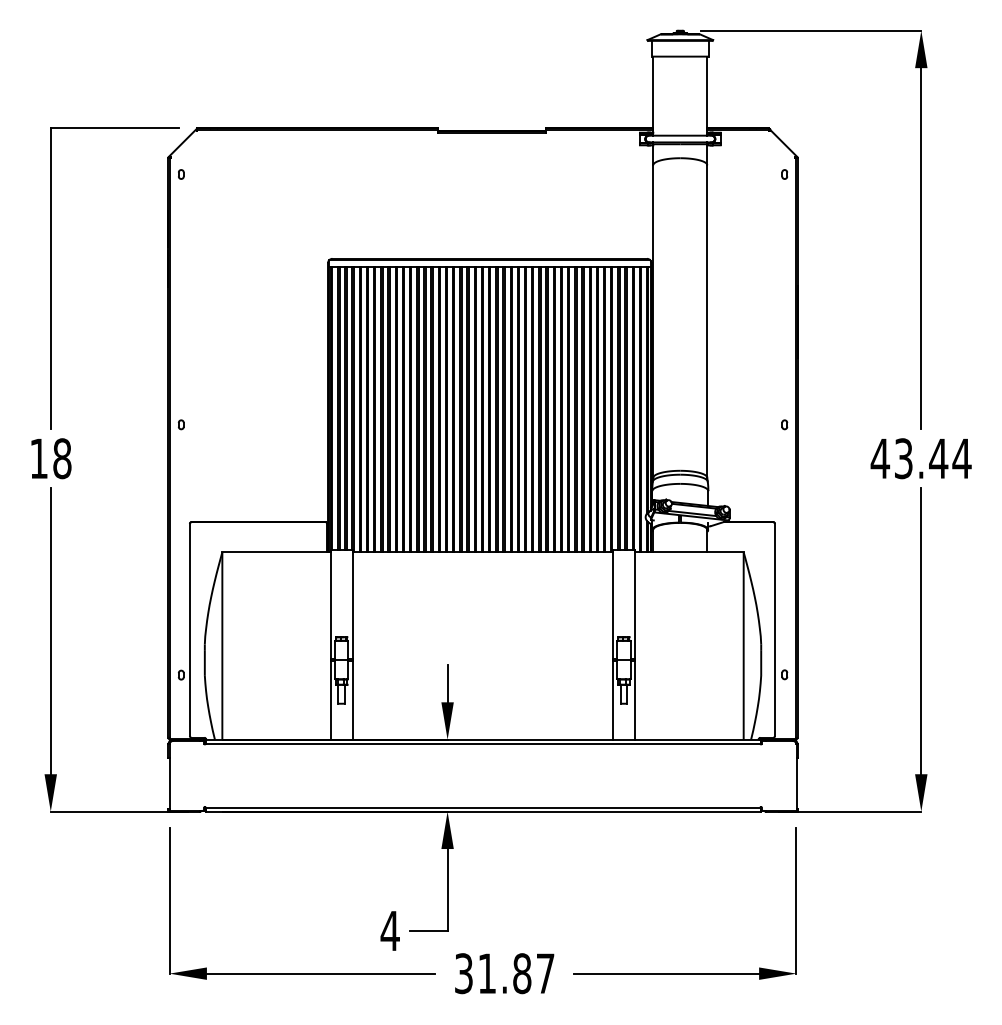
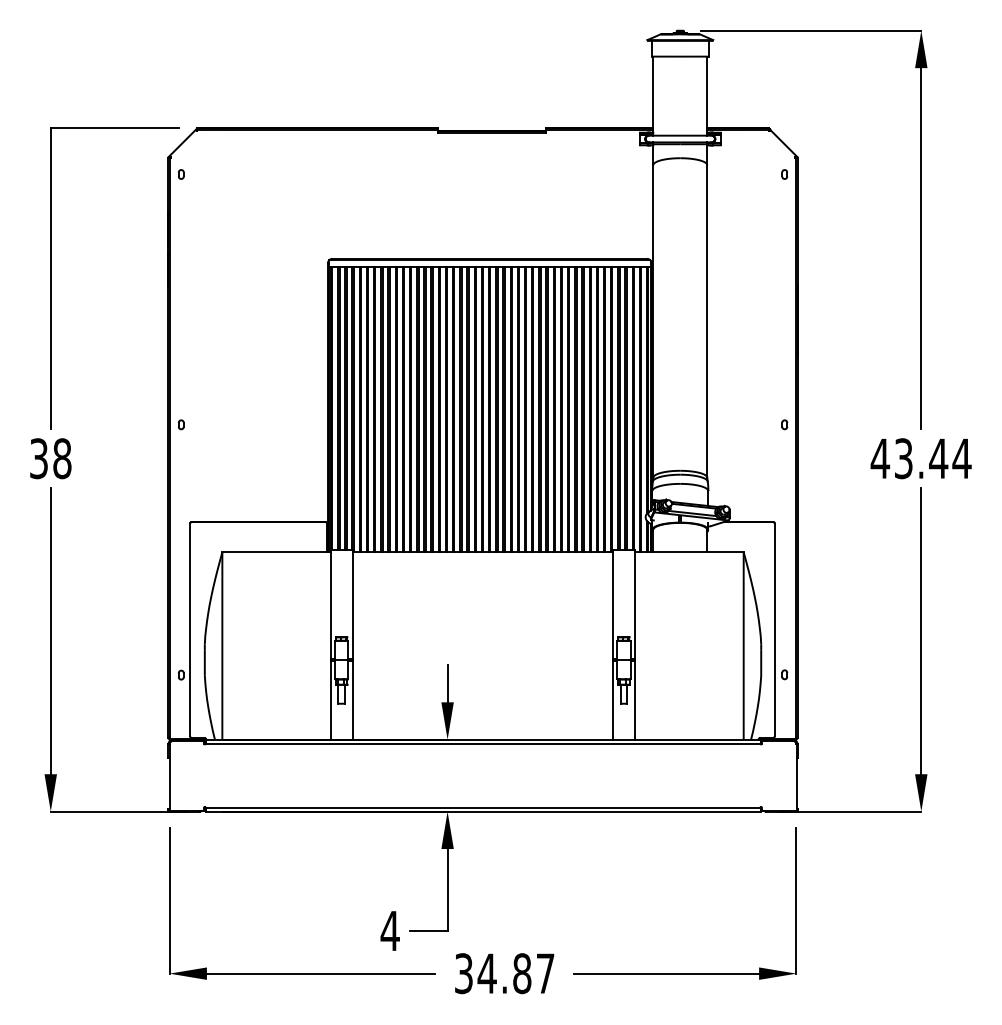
text: 18 -> 38 (38, 458)
text: 31.87 -> 34.87 (486, 973)
